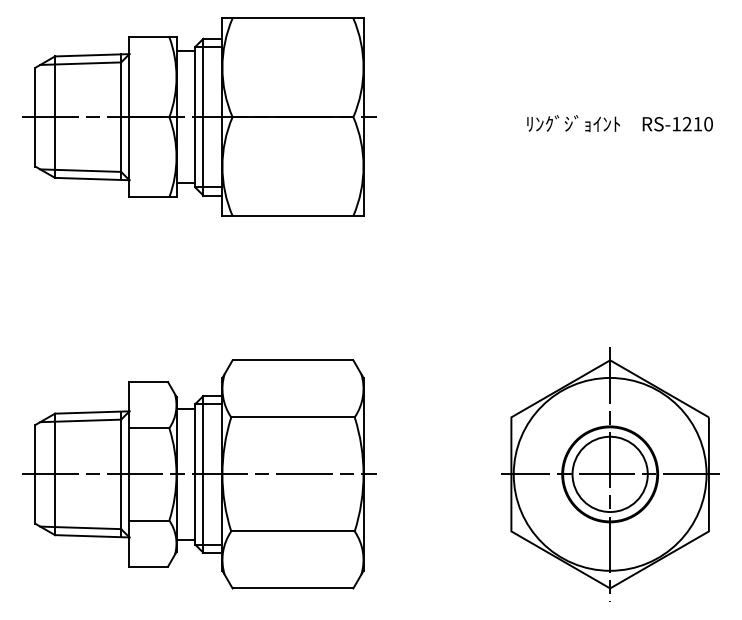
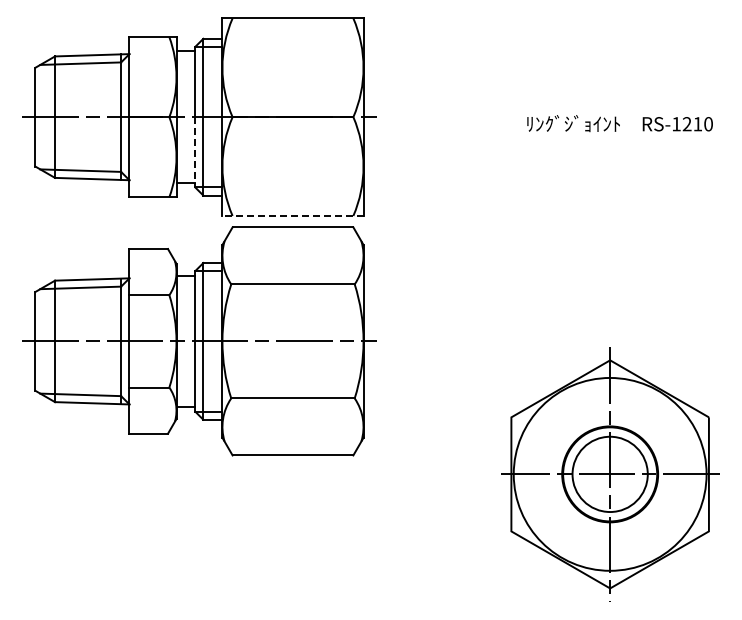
line: solid -> dashed (195, 152)
line: solid -> dashed (292, 215)
part position: (199, 474) -> (199, 341) (199, 341)
